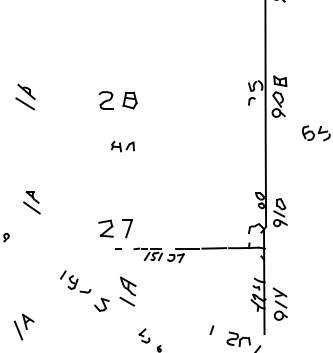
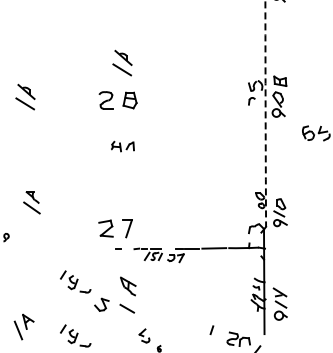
part: none -> present (122, 62)
arc: solid -> dashed (265, 113)
line position: (126, 301) -> (126, 308) (126, 308)
part: none -> present (75, 335)
